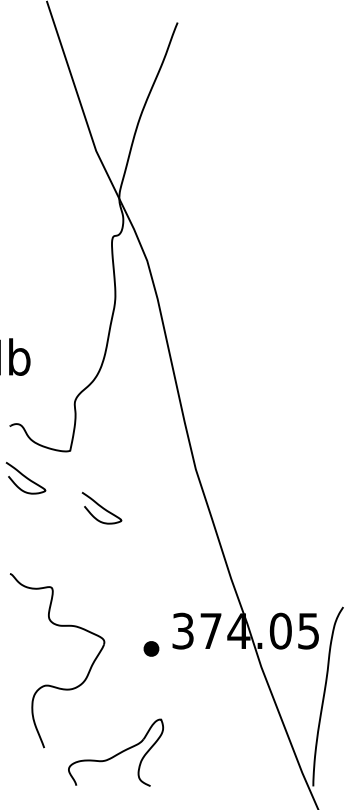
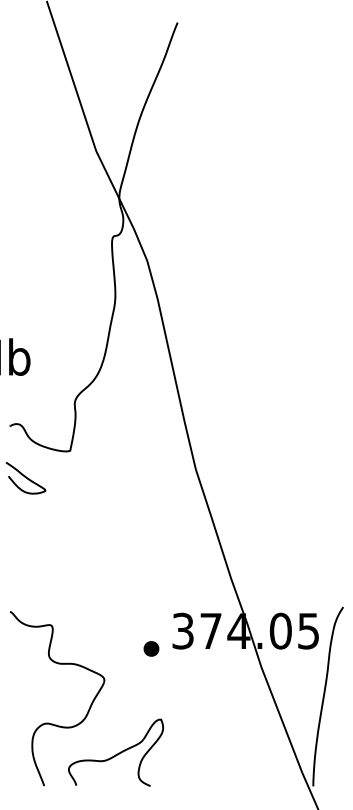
curve: present -> none (101, 508)
part position: (49, 684) -> (49, 722) (49, 722)
